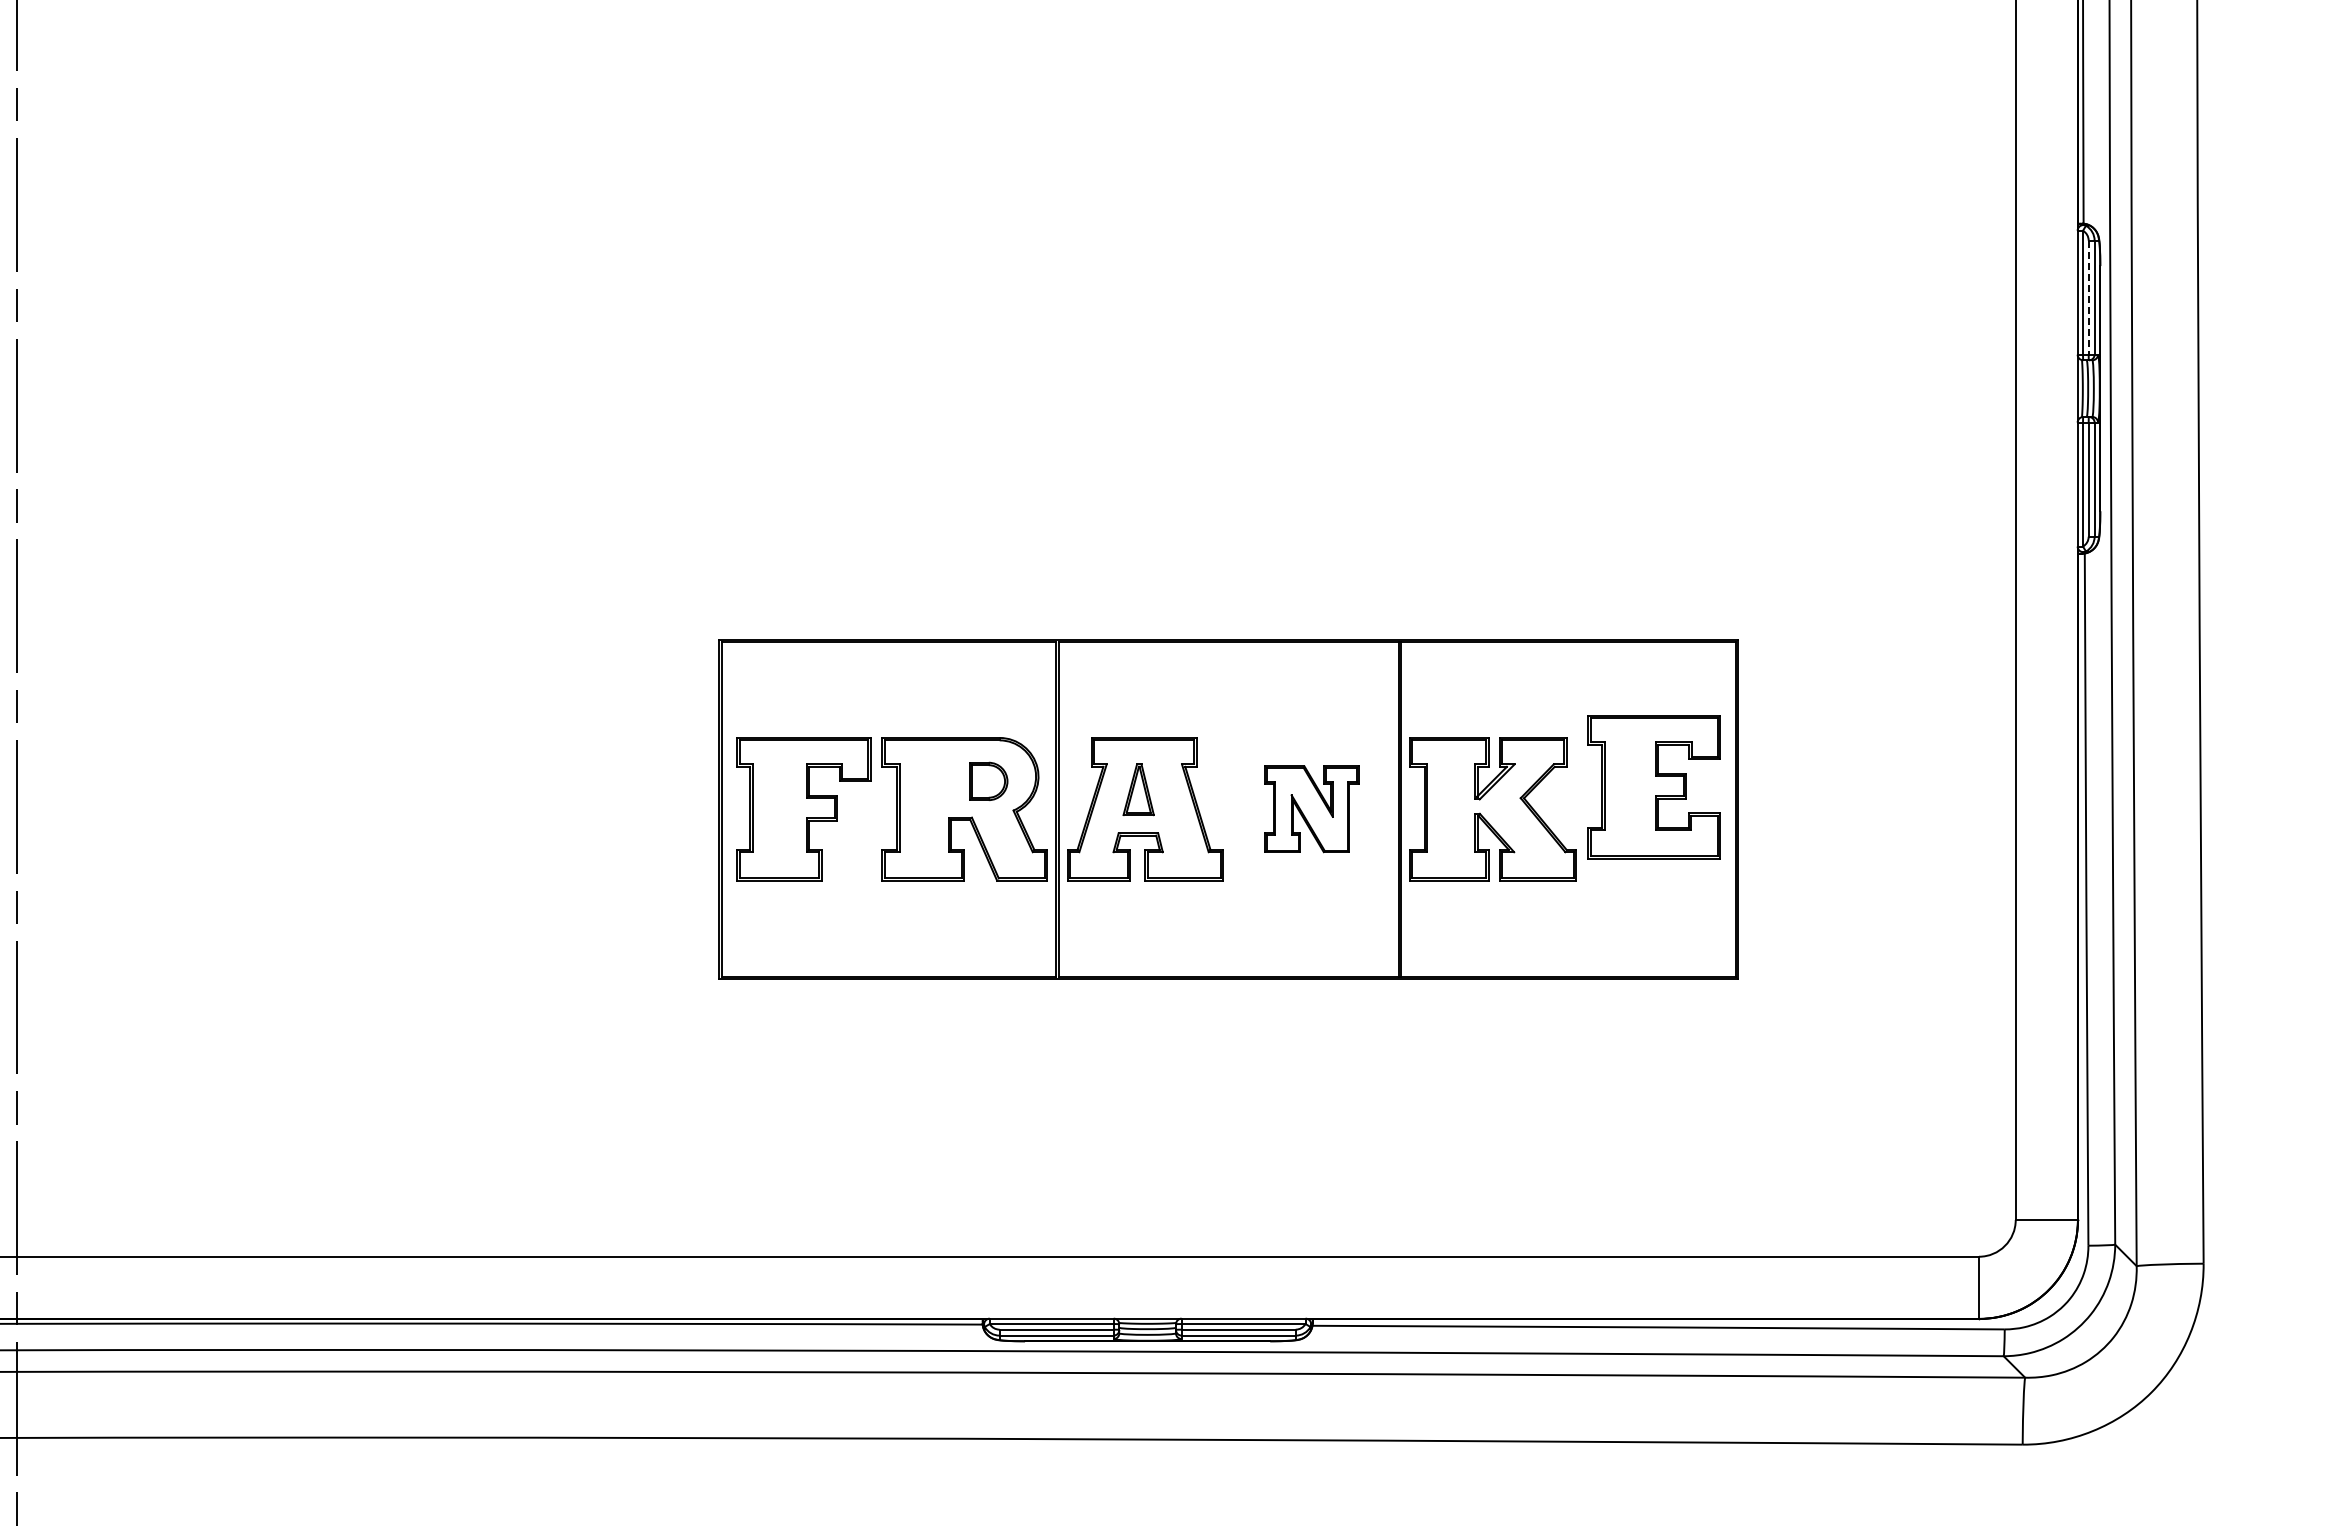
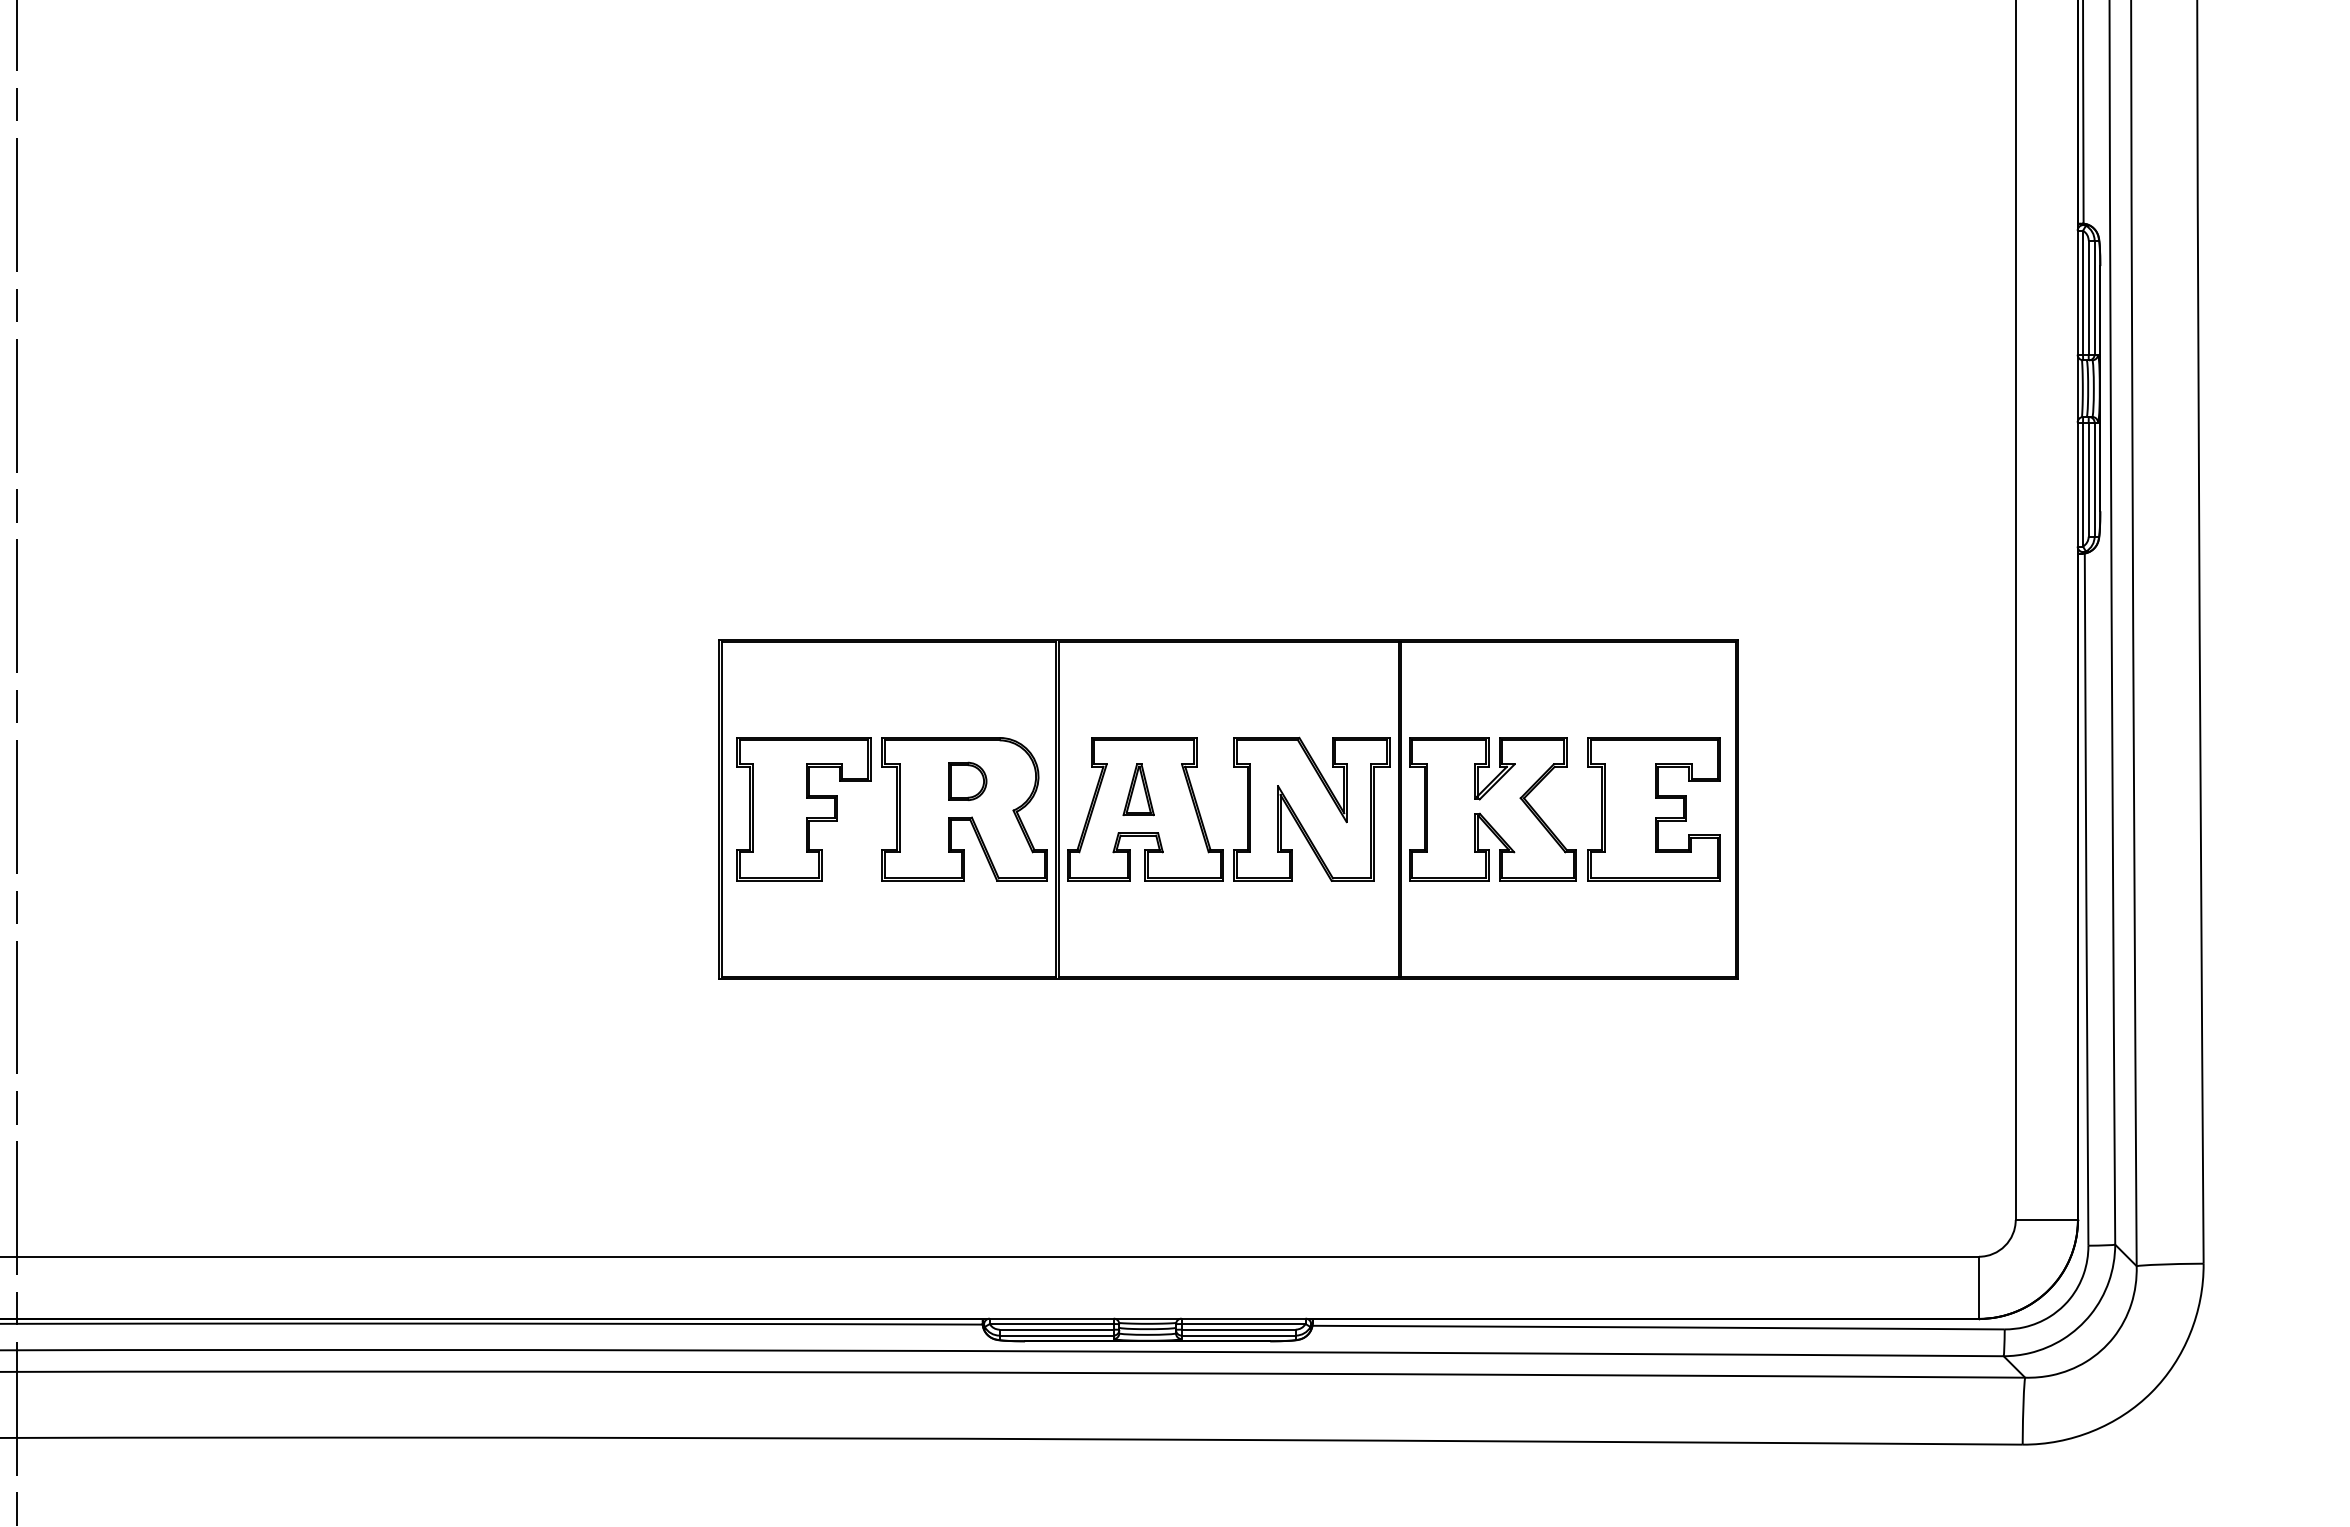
line: dashed -> solid (2088, 298)
part position: (988, 780) -> (967, 780) (967, 780)
part position: (1653, 787) -> (1653, 809) (1653, 809)
part size: 96x89 px -> 158x146 px (1311, 808)
